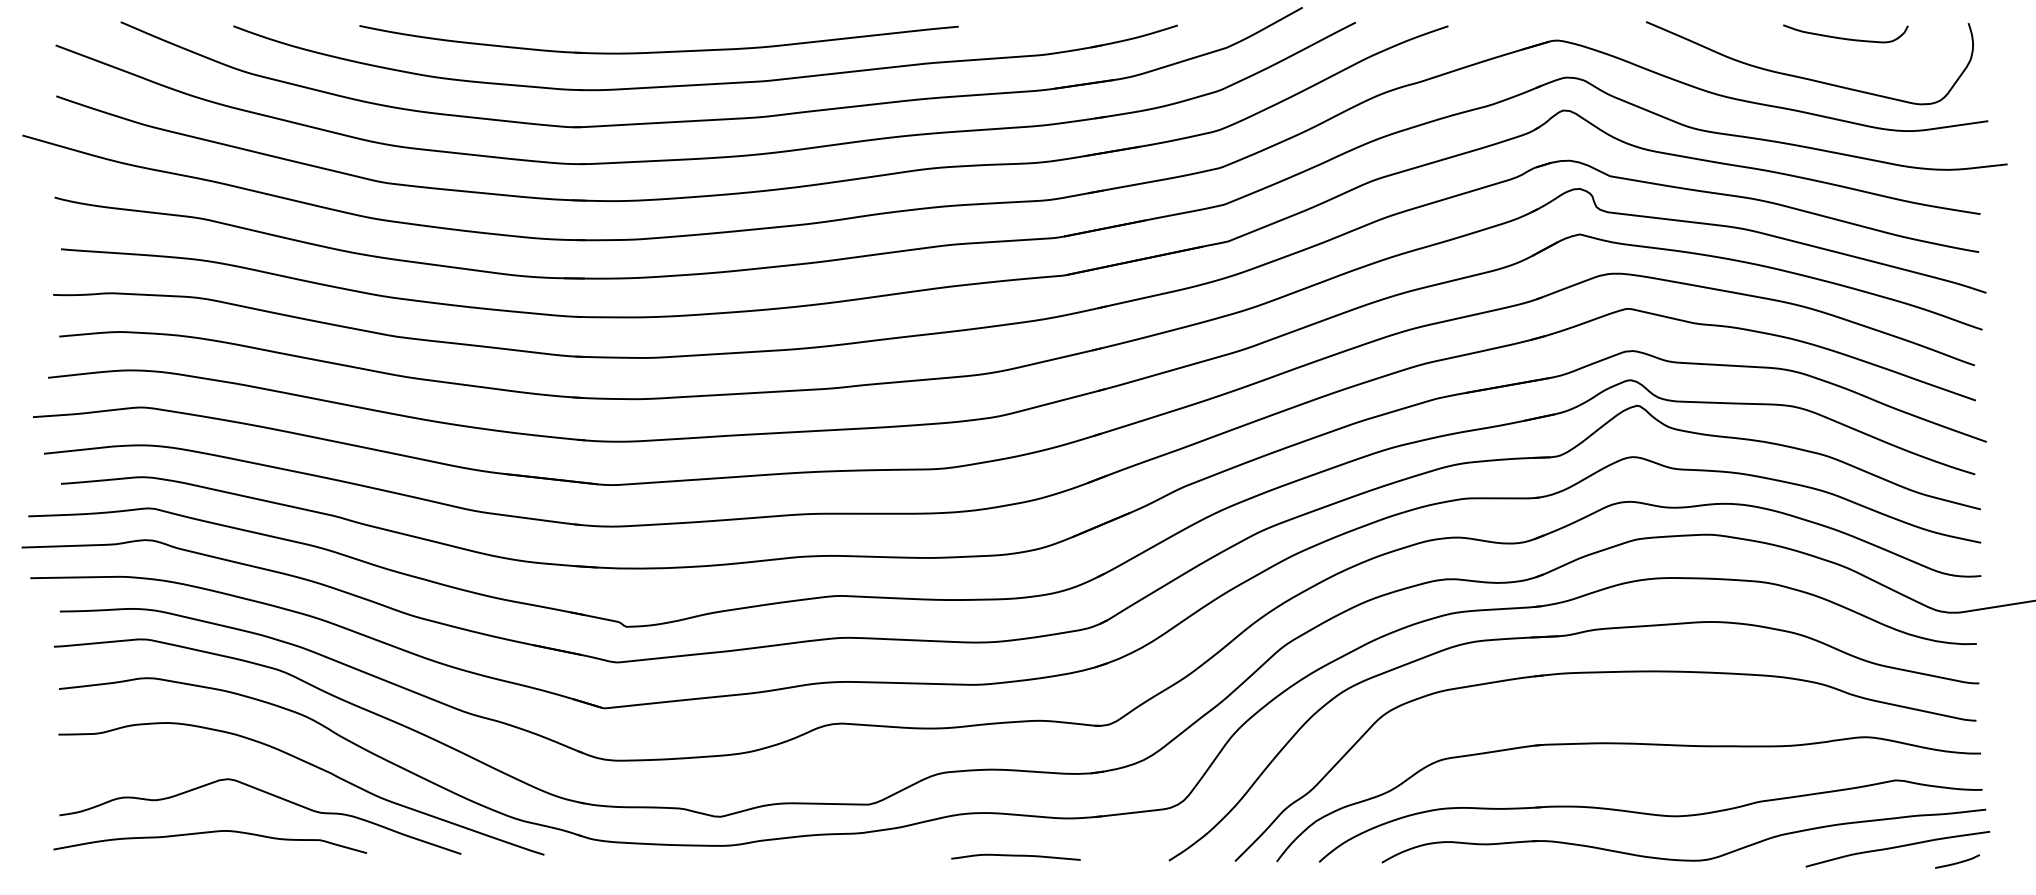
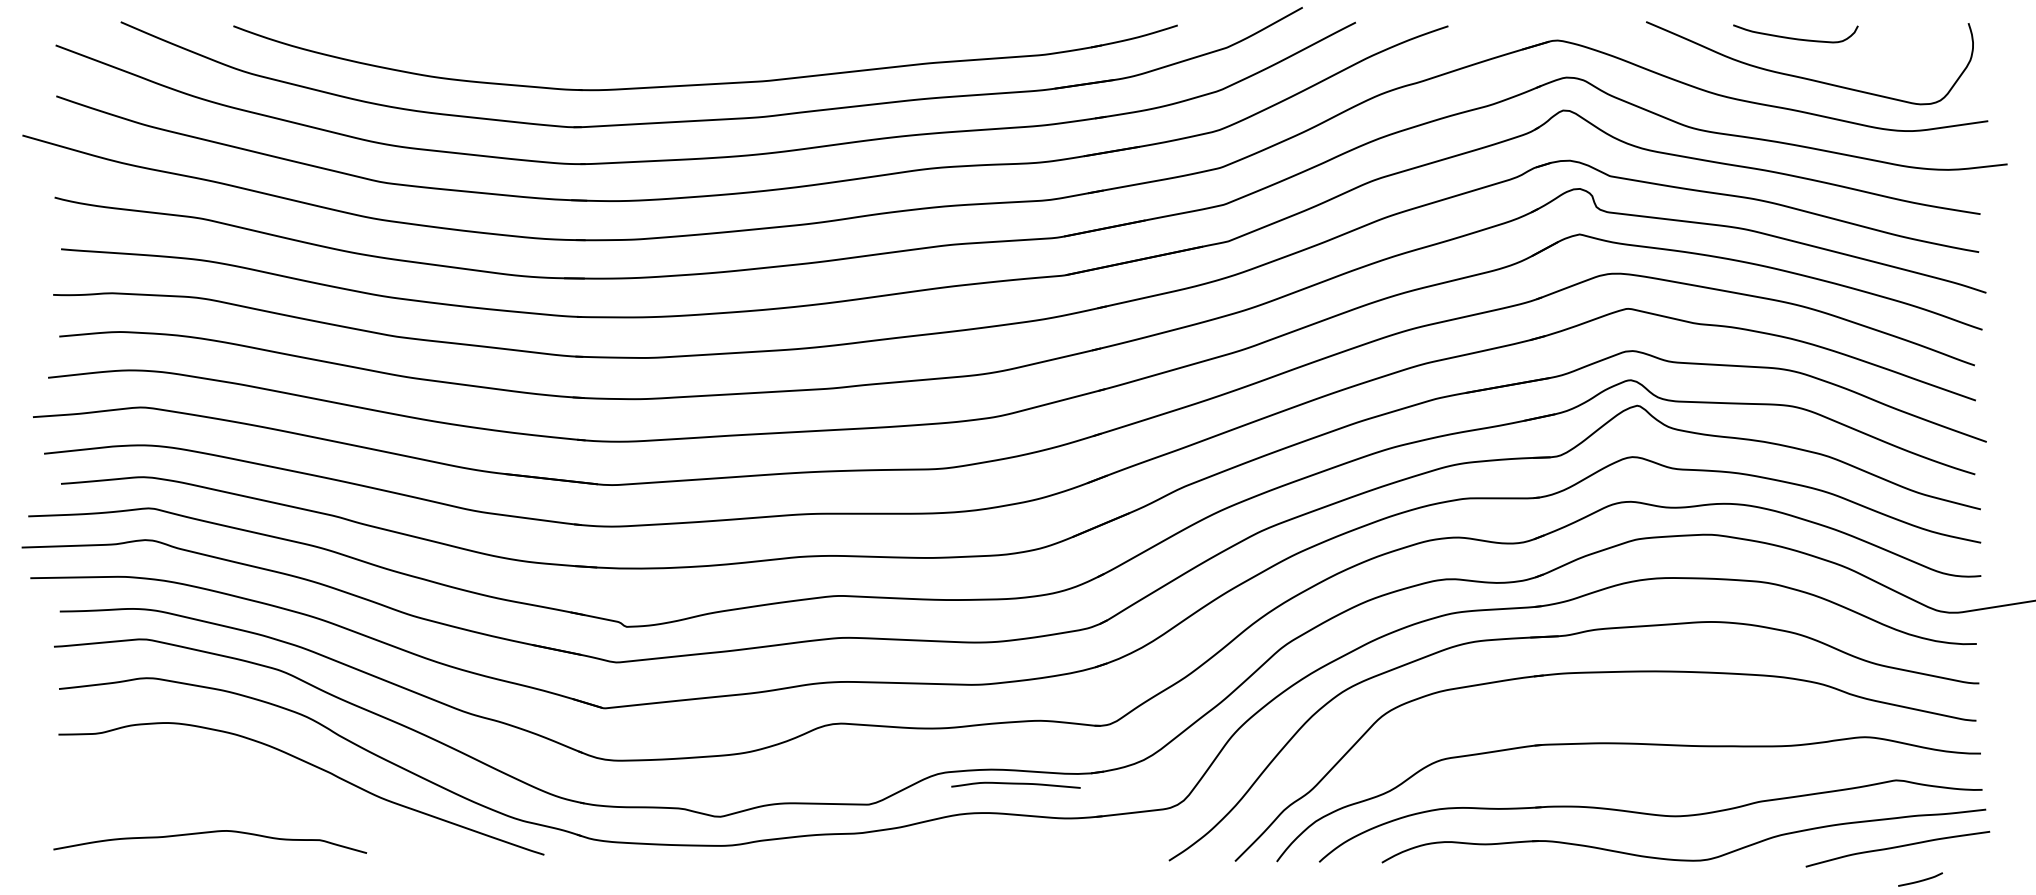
curve position: (1843, 37) -> (1793, 37) (1793, 37)
part: present -> none (658, 51)
curve: present -> none (270, 795)
curve position: (1015, 856) -> (1015, 784) (1015, 784)
curve position: (1958, 861) -> (1921, 879) (1921, 879)
